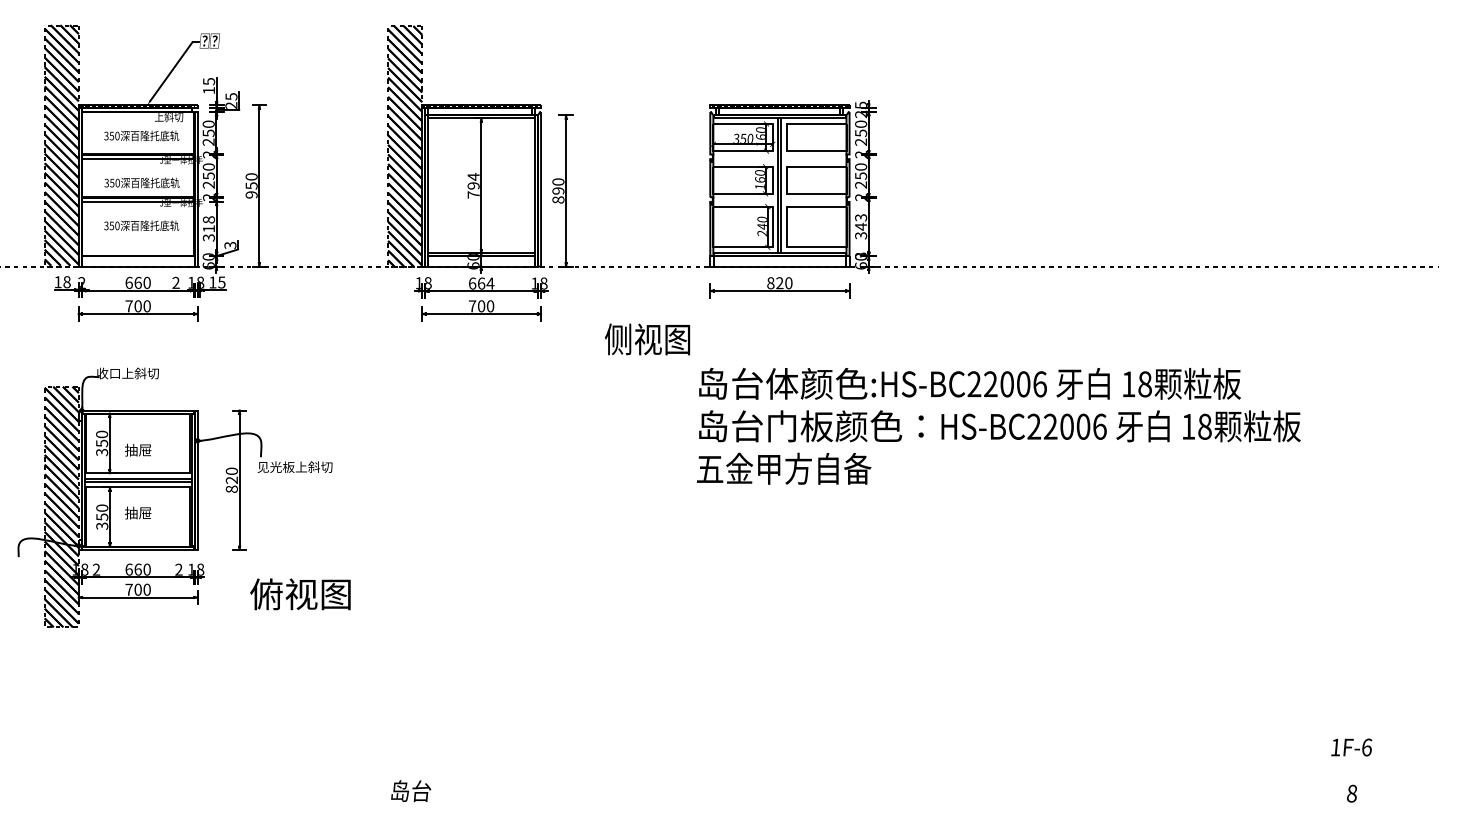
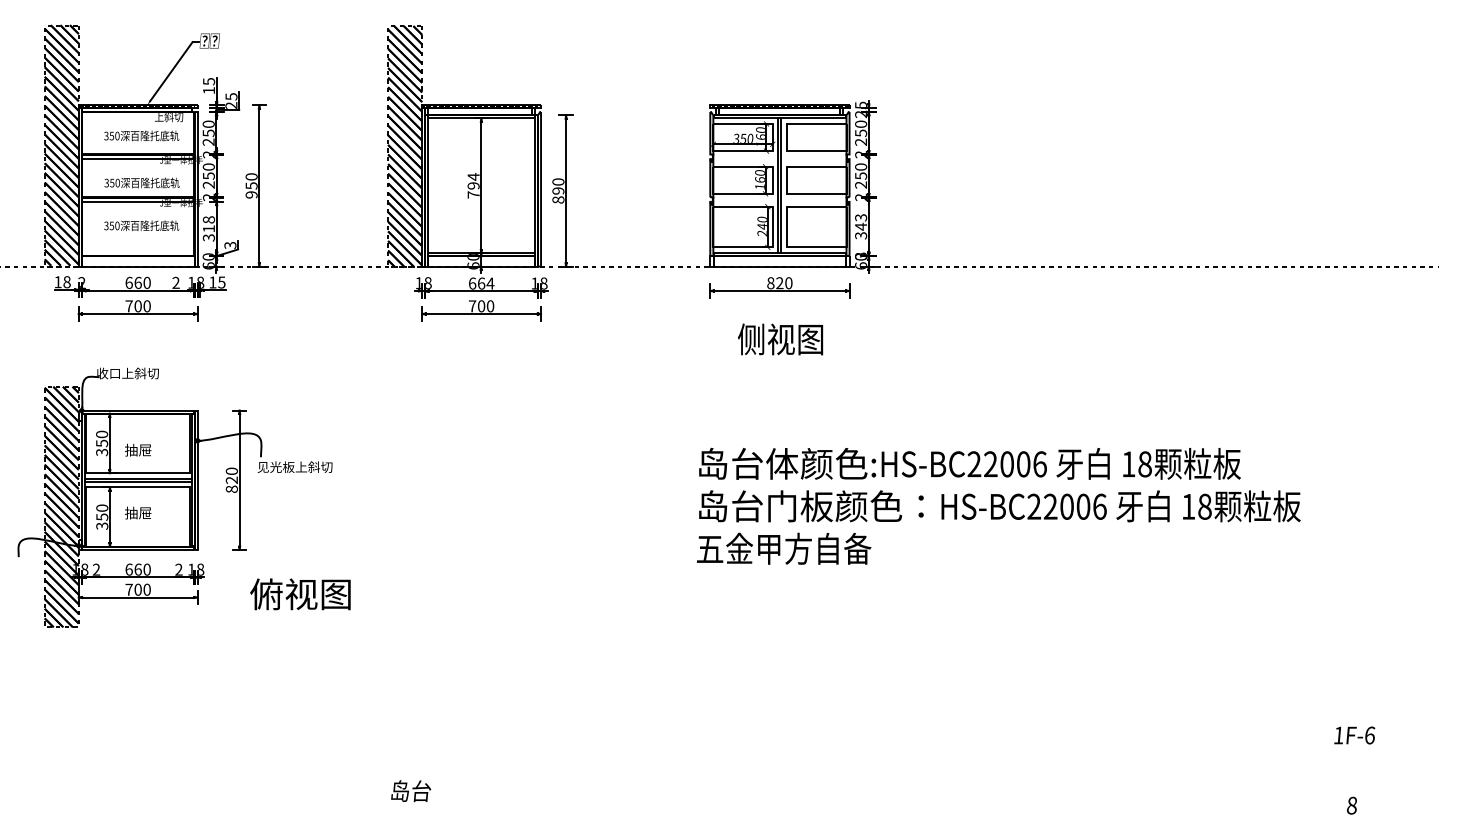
text position: (647, 339) -> (780, 339) (780, 339)
text position: (998, 425) -> (998, 505) (998, 505)
text position: (1351, 747) -> (1354, 735) (1354, 735)
text position: (1351, 793) -> (1351, 805) (1351, 805)
